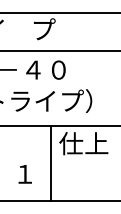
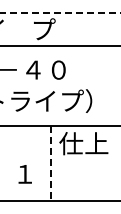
line: solid -> dashed (60, 13)
line position: (59, 50) -> (59, 45) (59, 45)
line: solid -> dashed (51, 163)
